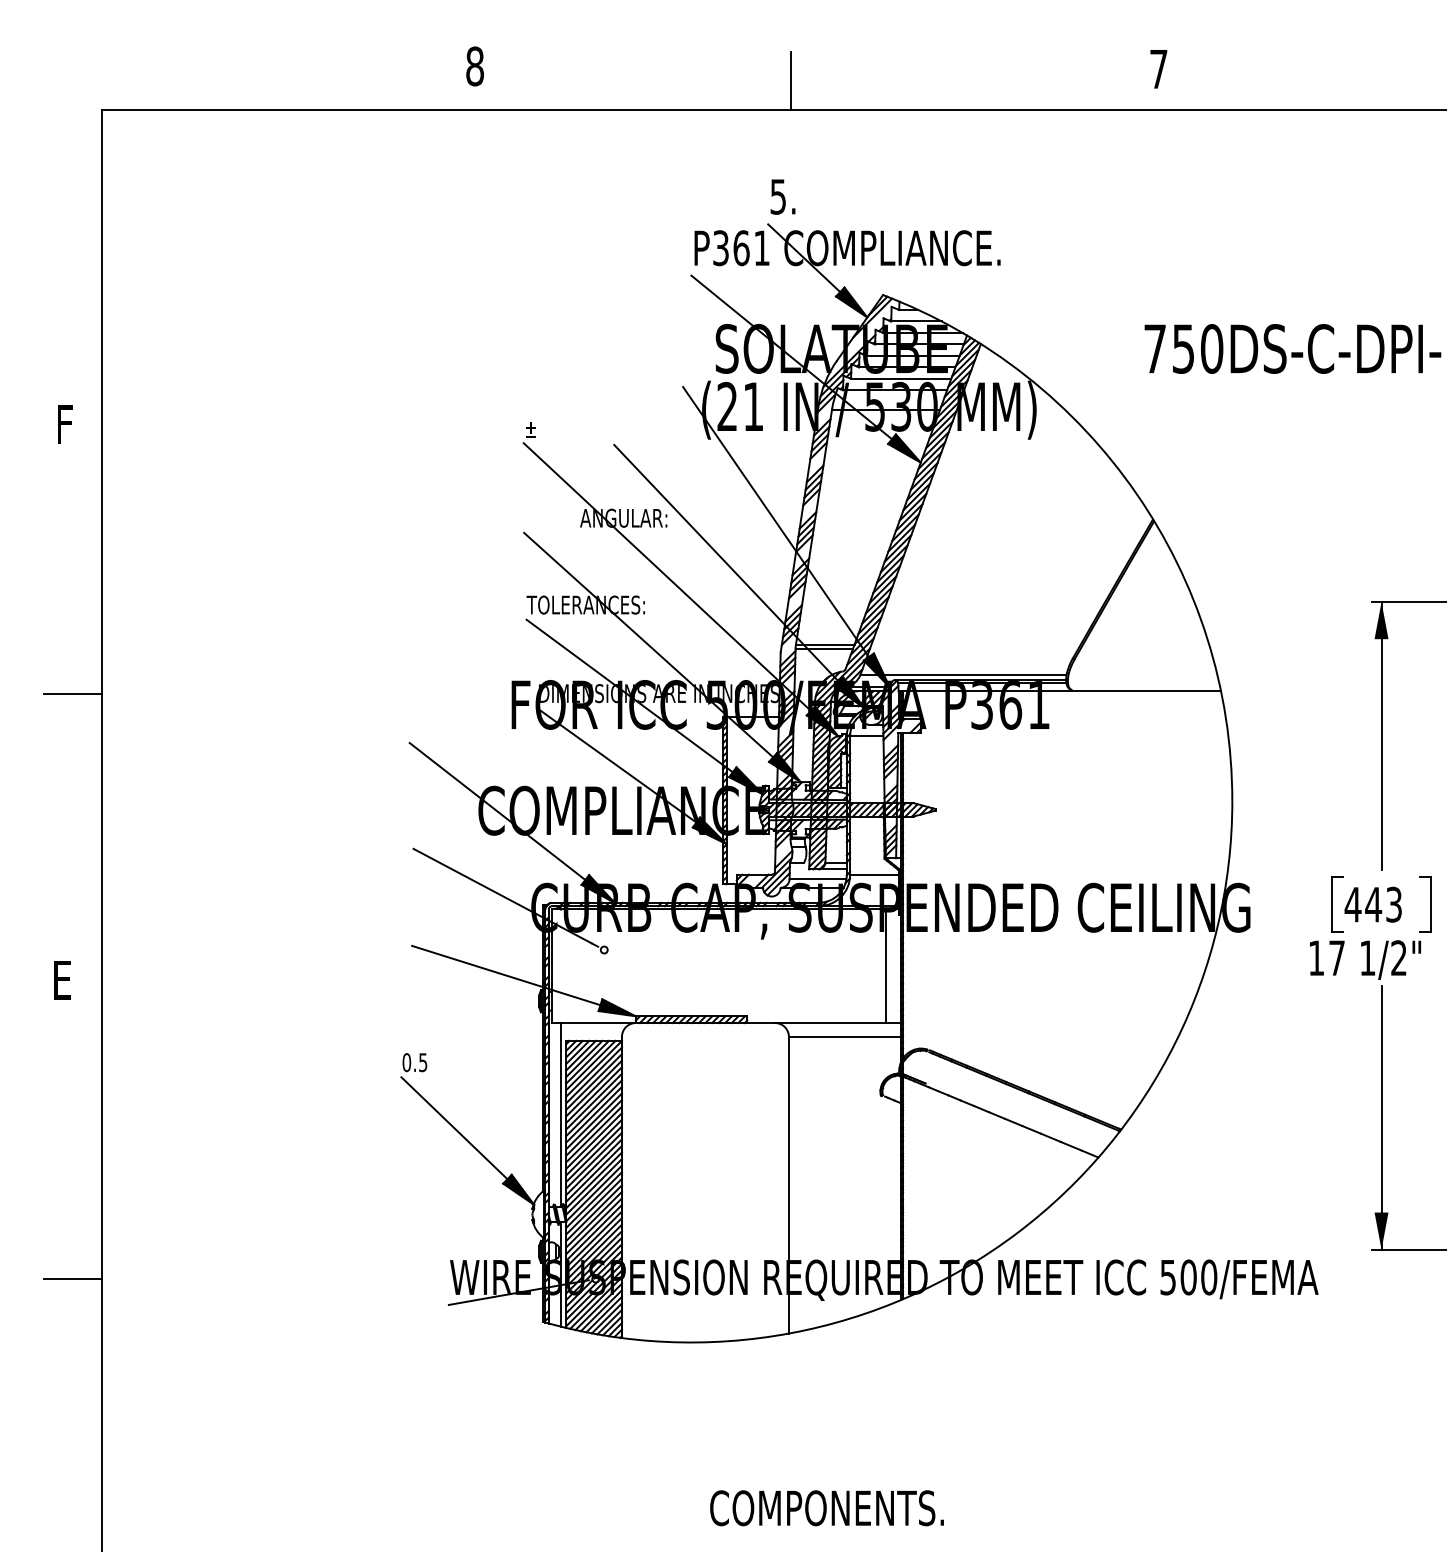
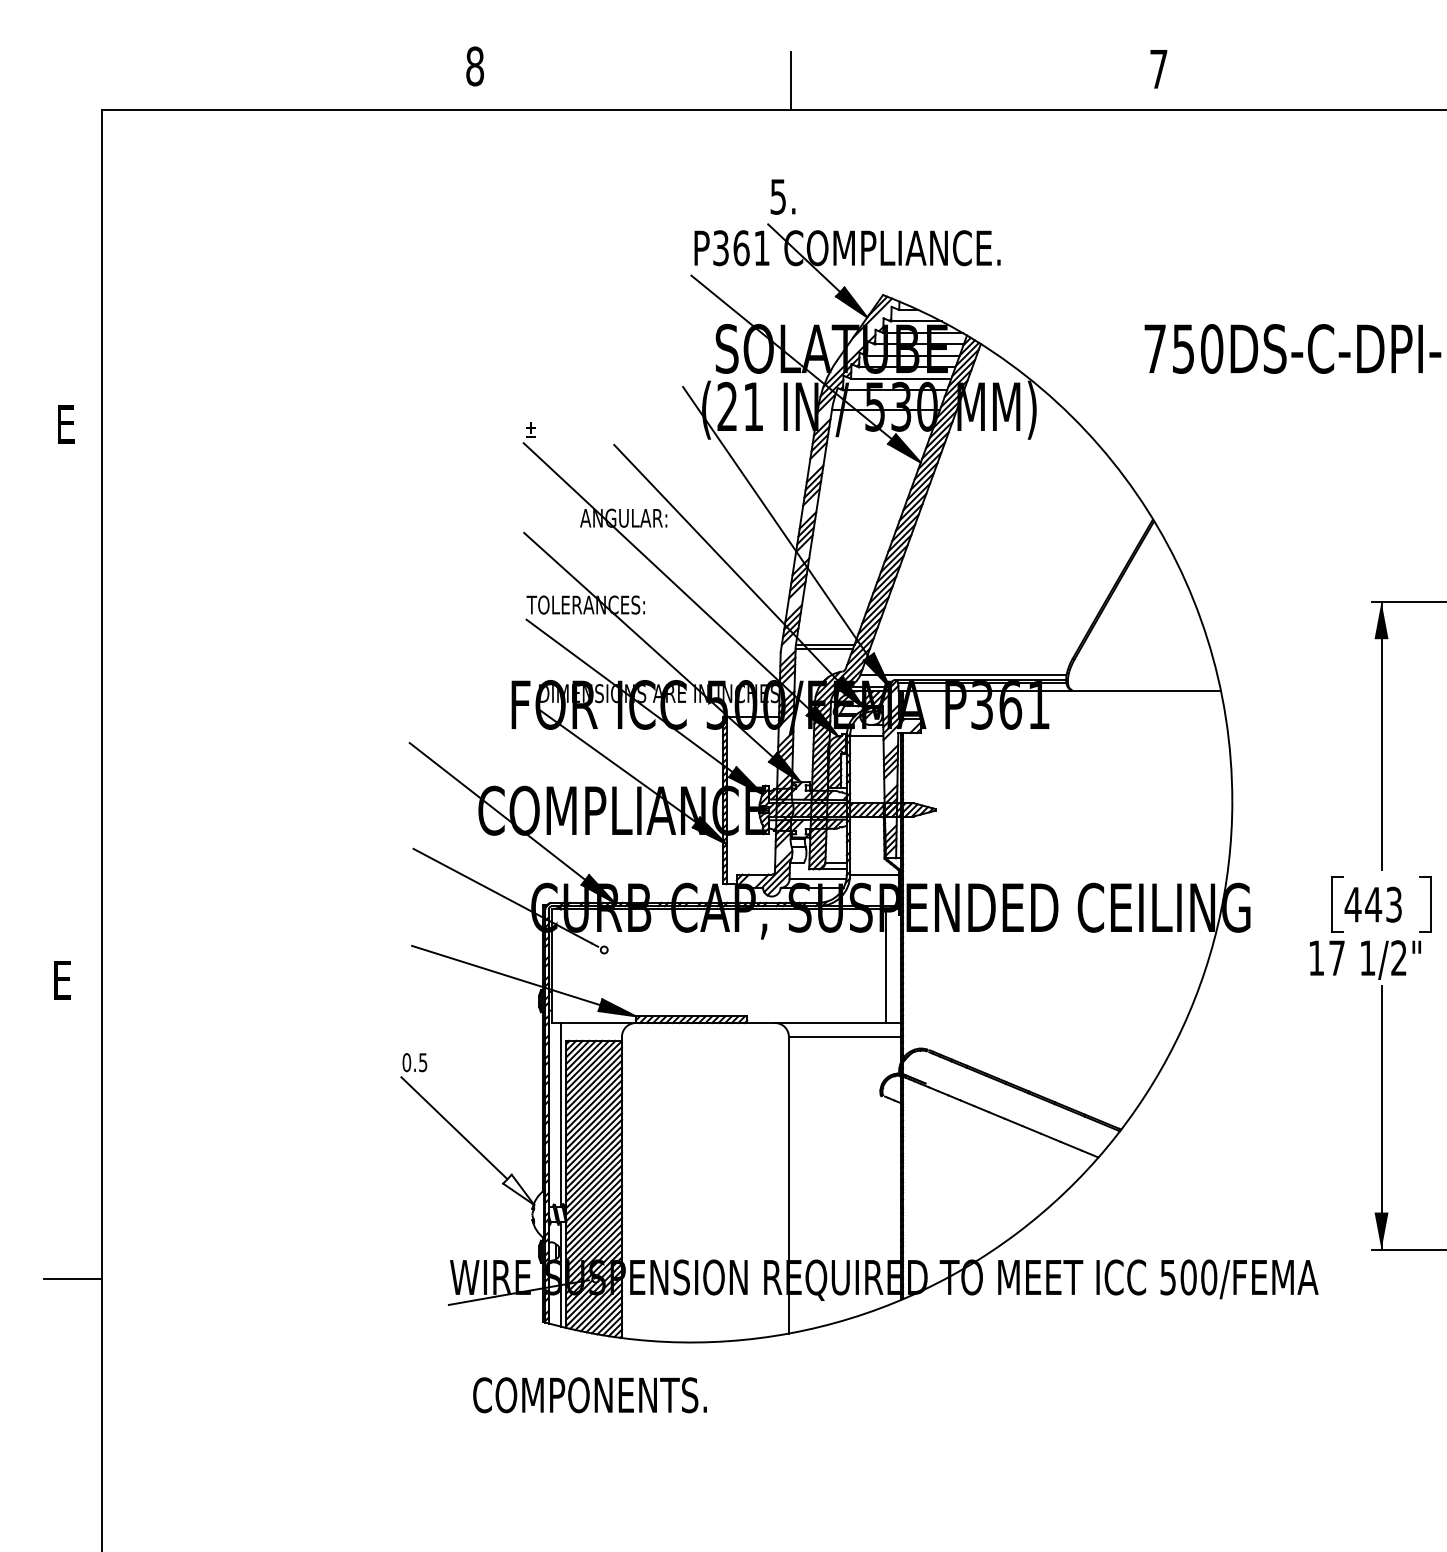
text: F -> E (67, 424)
line: present -> none (72, 694)
fill: present -> none (518, 1189)
text position: (826, 1508) -> (589, 1395) (589, 1395)
